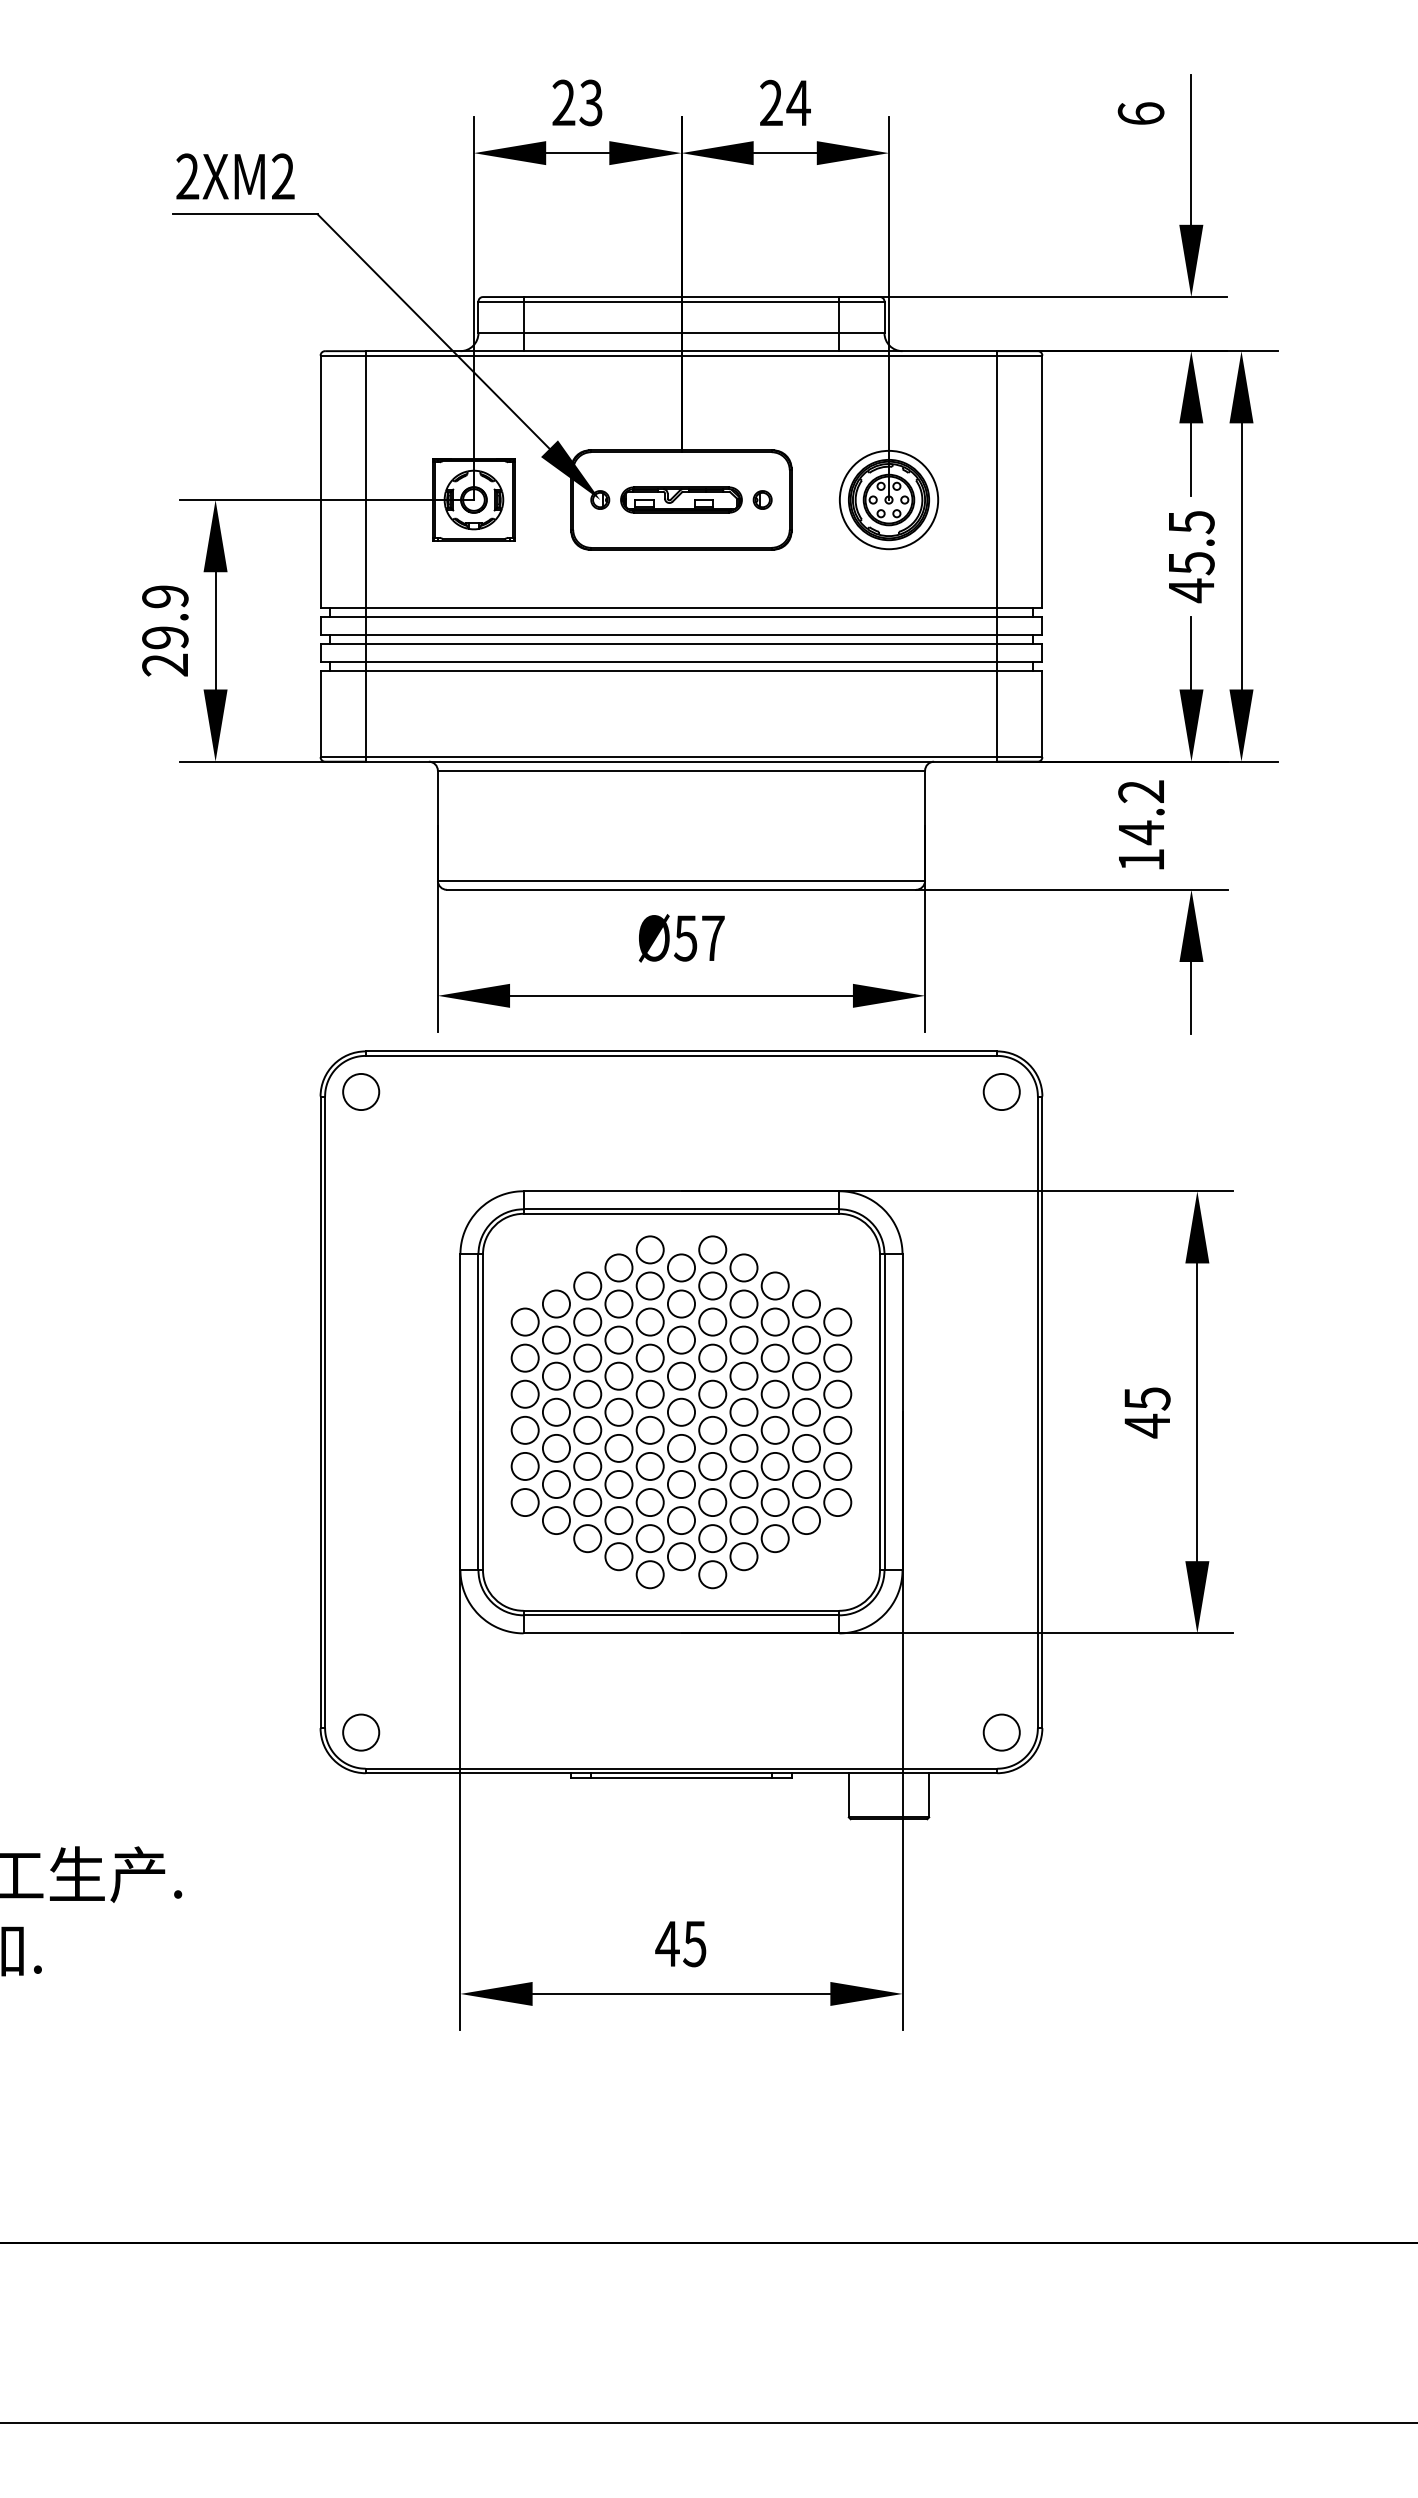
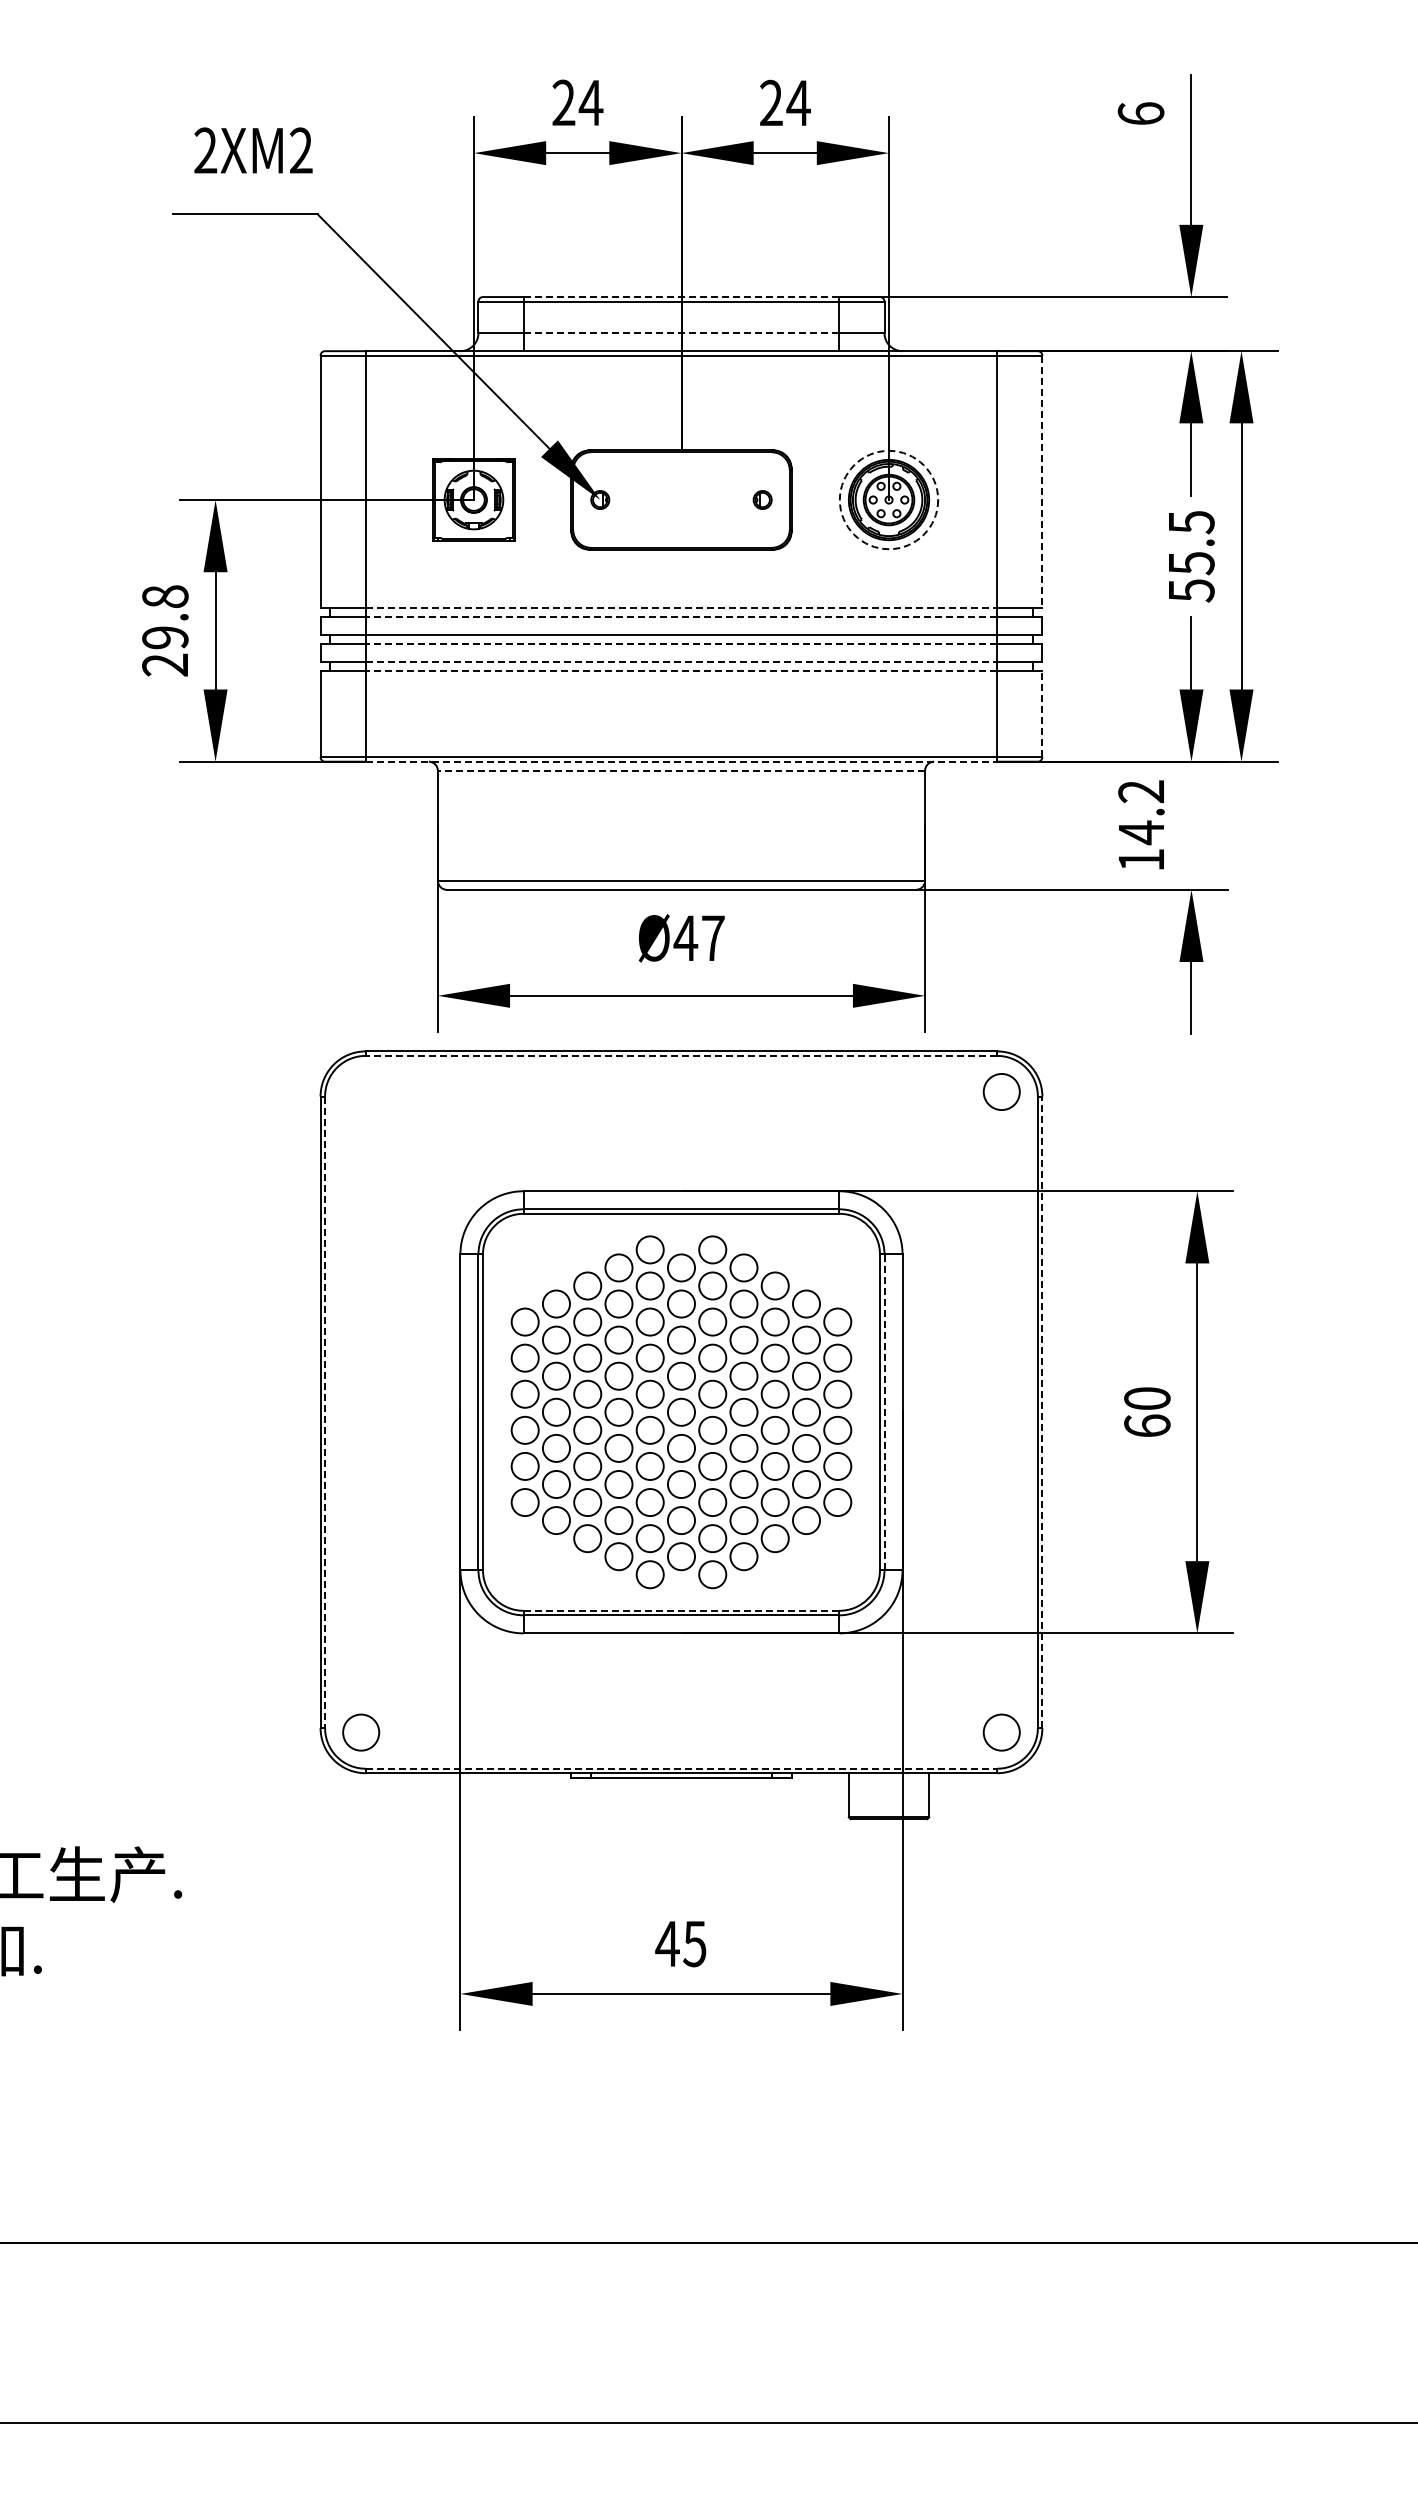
text: 23 -> 24 (590, 102)
text position: (235, 176) -> (253, 150) (253, 150)
line: solid -> dashed (681, 297)
line: solid -> dashed (681, 333)
line: solid -> dashed (1042, 482)
part: present -> none (681, 499)
circle: solid -> dashed (888, 499)
text: 45.5 -> 55.5 (1191, 590)
text: 29.9 -> 29.8 (165, 596)
line: solid -> dashed (681, 608)
line: solid -> dashed (681, 617)
line: solid -> dashed (681, 644)
line: solid -> dashed (681, 662)
line: solid -> dashed (681, 671)
line: solid -> dashed (1042, 714)
line: solid -> dashed (681, 761)
line: solid -> dashed (681, 770)
text: Ø57 -> Ø47 (685, 938)
line: solid -> dashed (681, 1055)
circle: present -> none (361, 1091)
line: solid -> dashed (325, 1412)
line: solid -> dashed (884, 1412)
line: solid -> dashed (1042, 1412)
text: 45 -> 60 (1147, 1412)
line: solid -> dashed (681, 1610)
line: solid -> dashed (681, 1768)
